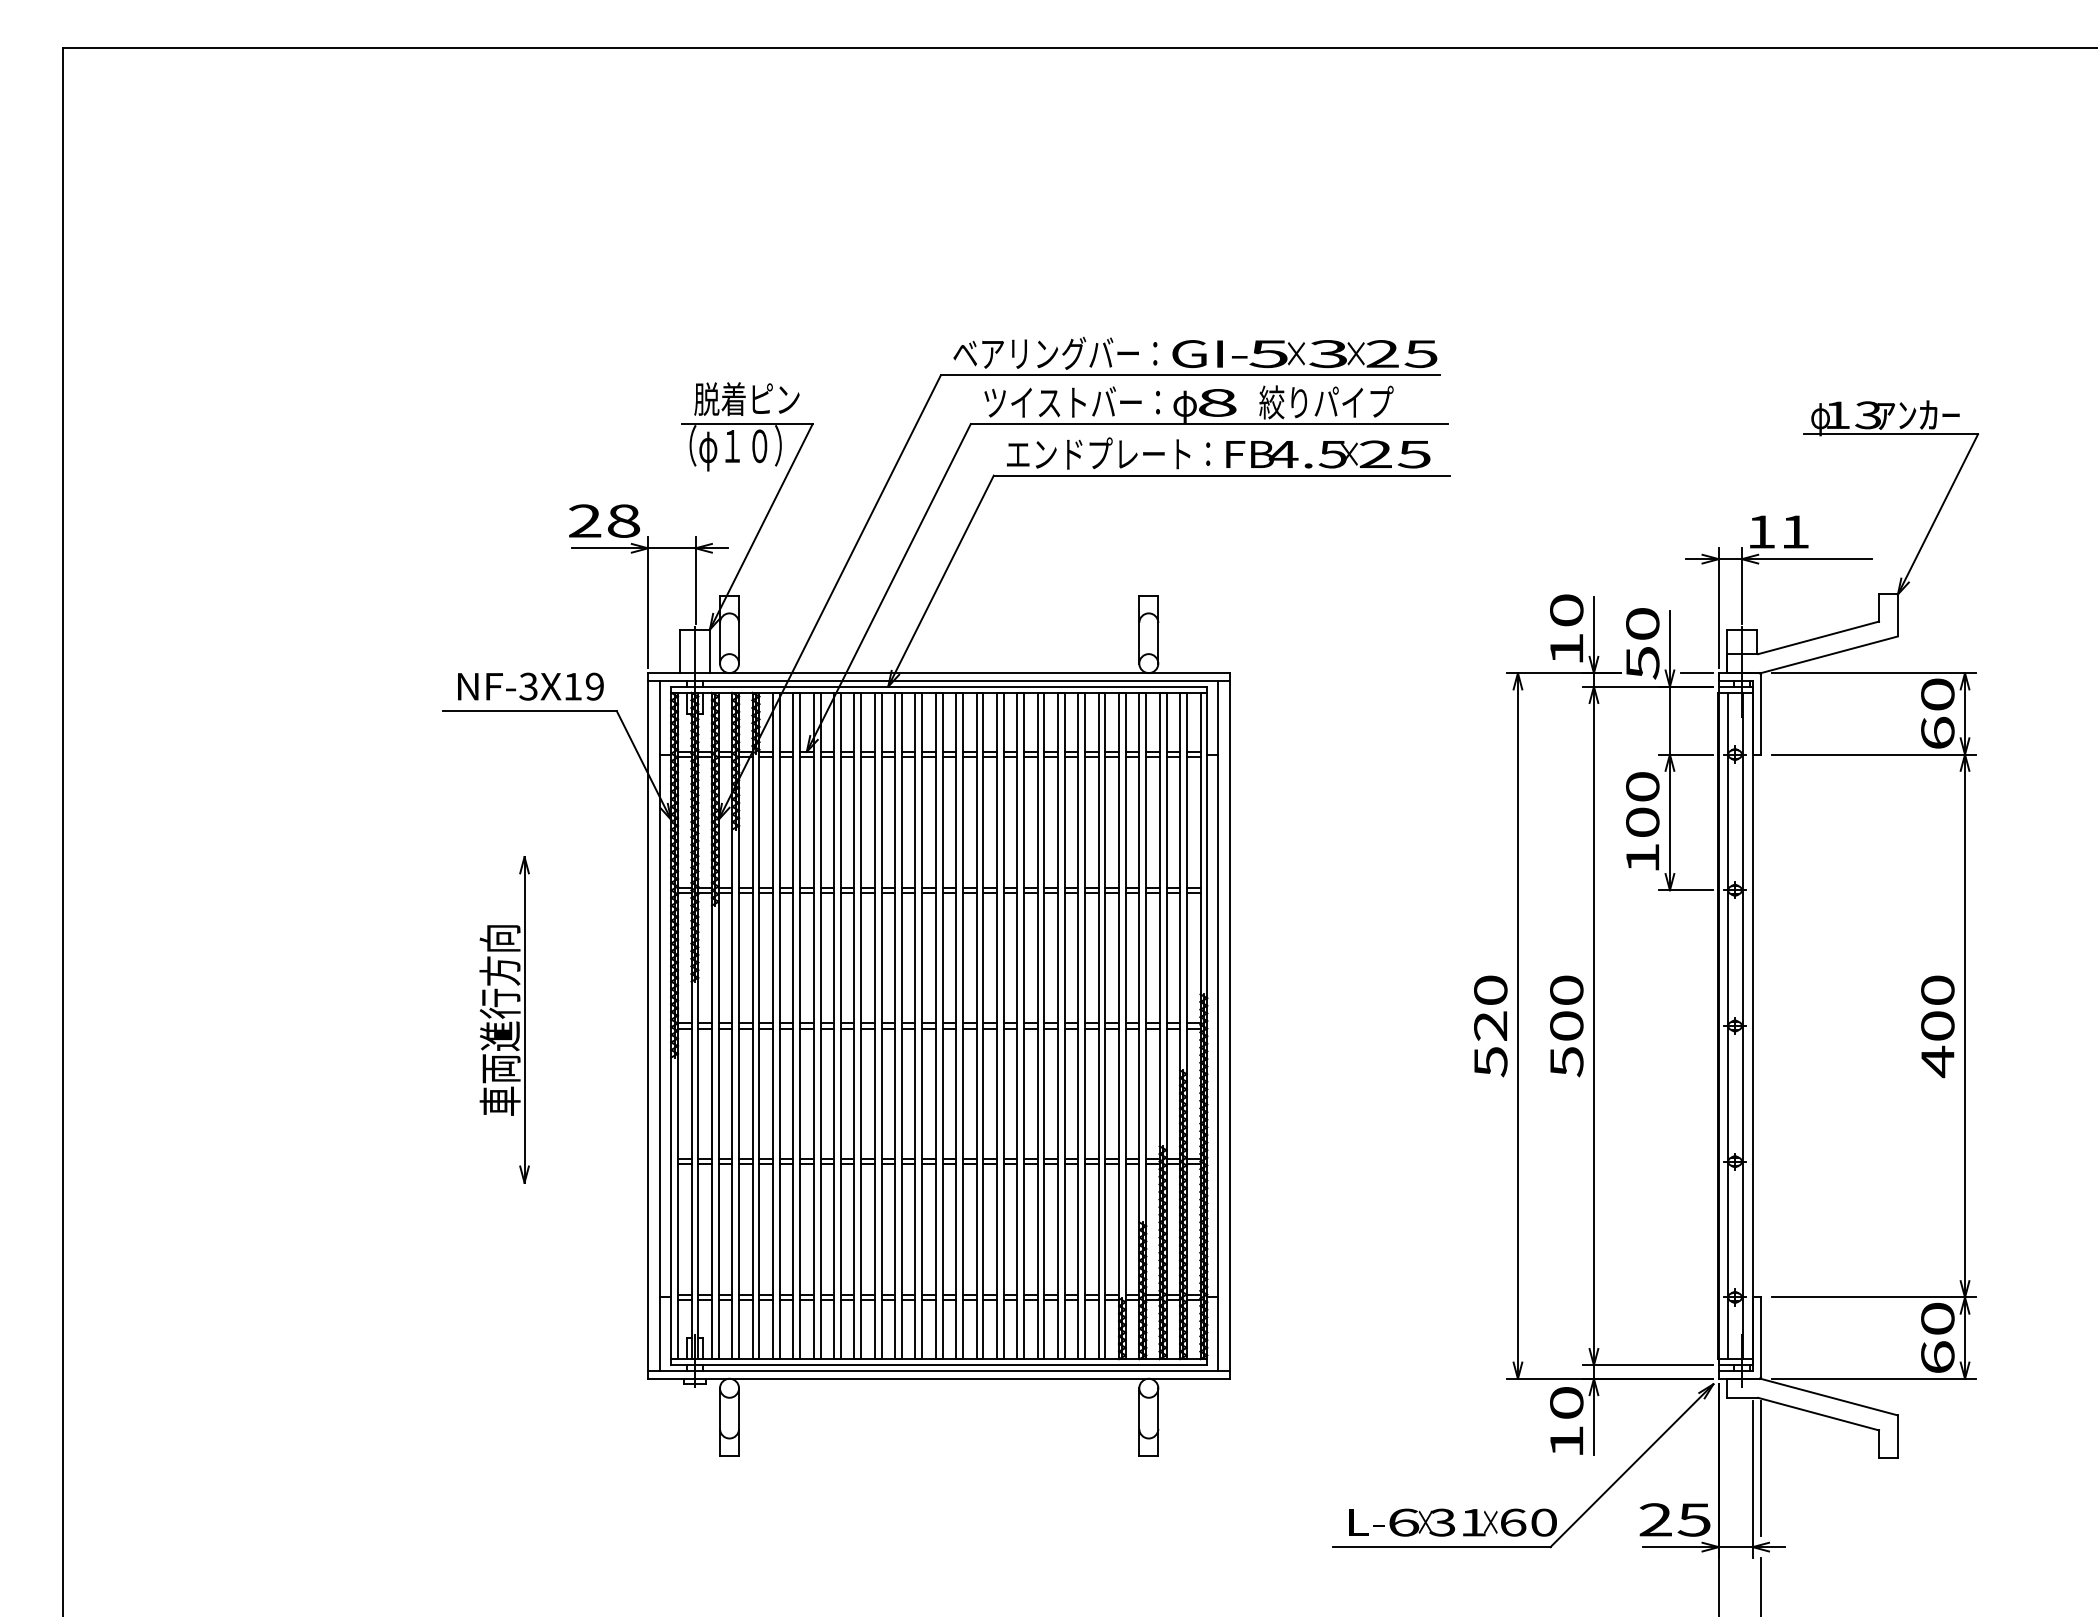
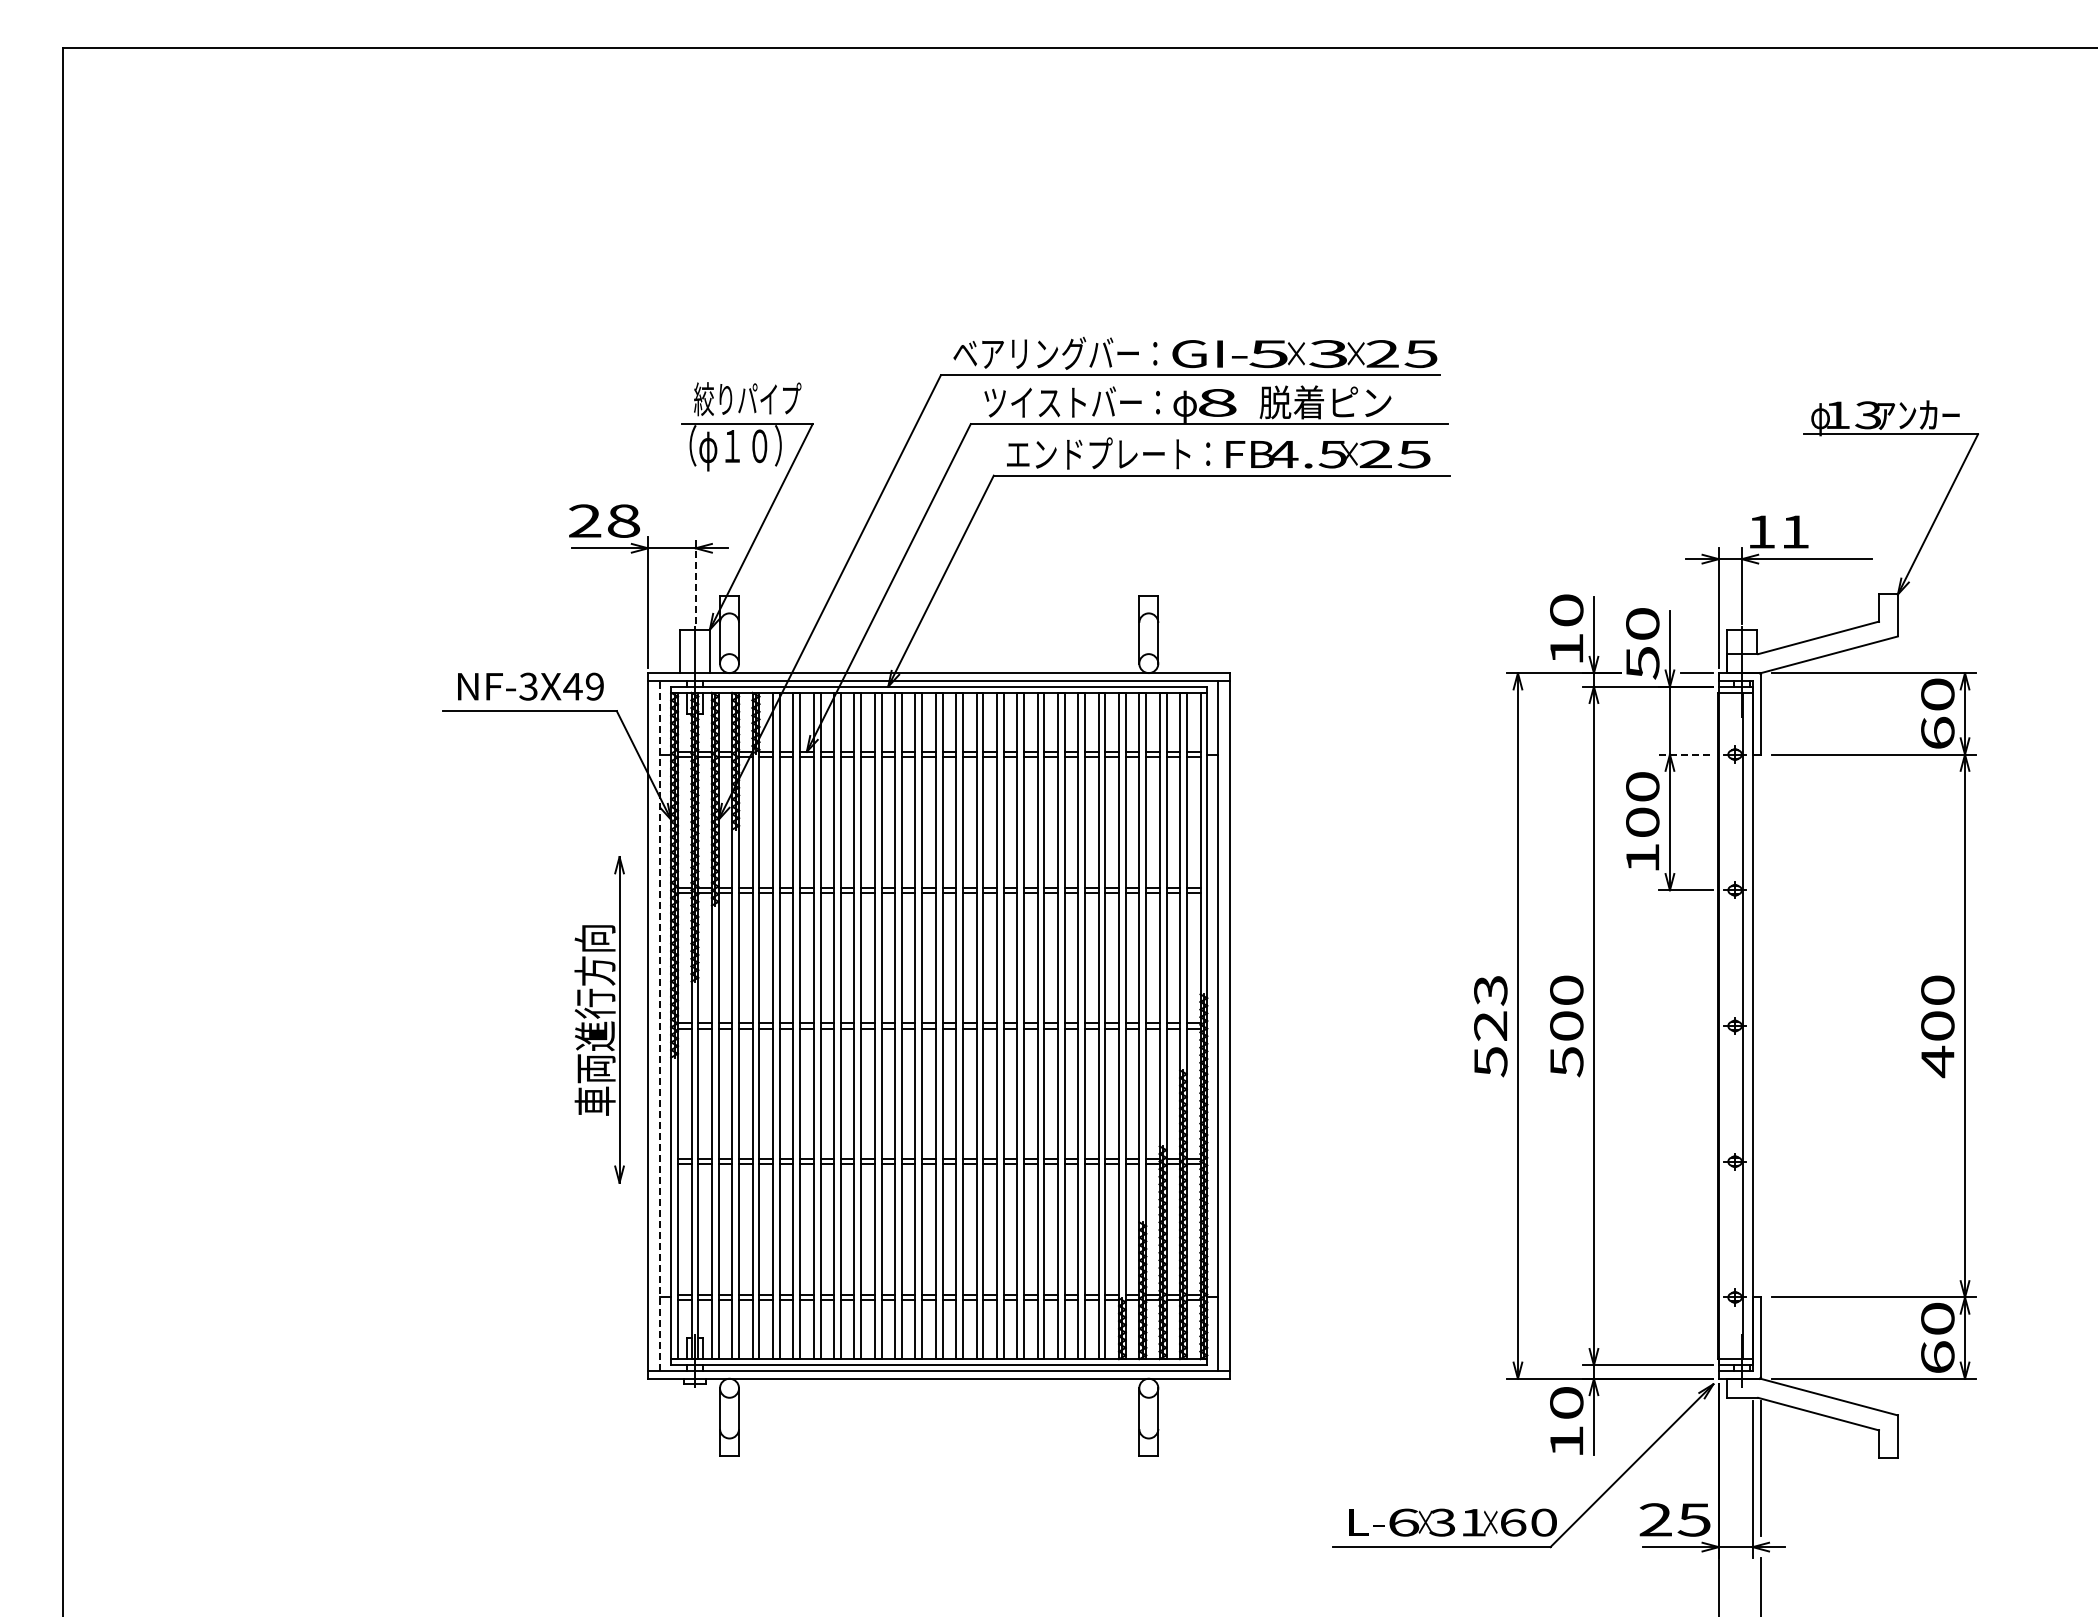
text: 脱着ピン -> 絞りパイプ (747, 399)
text: 絞りパイプ -> 脱着ピン (1326, 402)
line: solid -> dashed (695, 580)
text: NF-3X19 -> NF-3X49 (572, 686)
line: solid -> dashed (1686, 754)
text: 520 -> 523 (1490, 990)
part position: (504, 1019) -> (599, 1019) (599, 1019)
line: present -> none (1728, 1025)
line: solid -> dashed (660, 1026)
